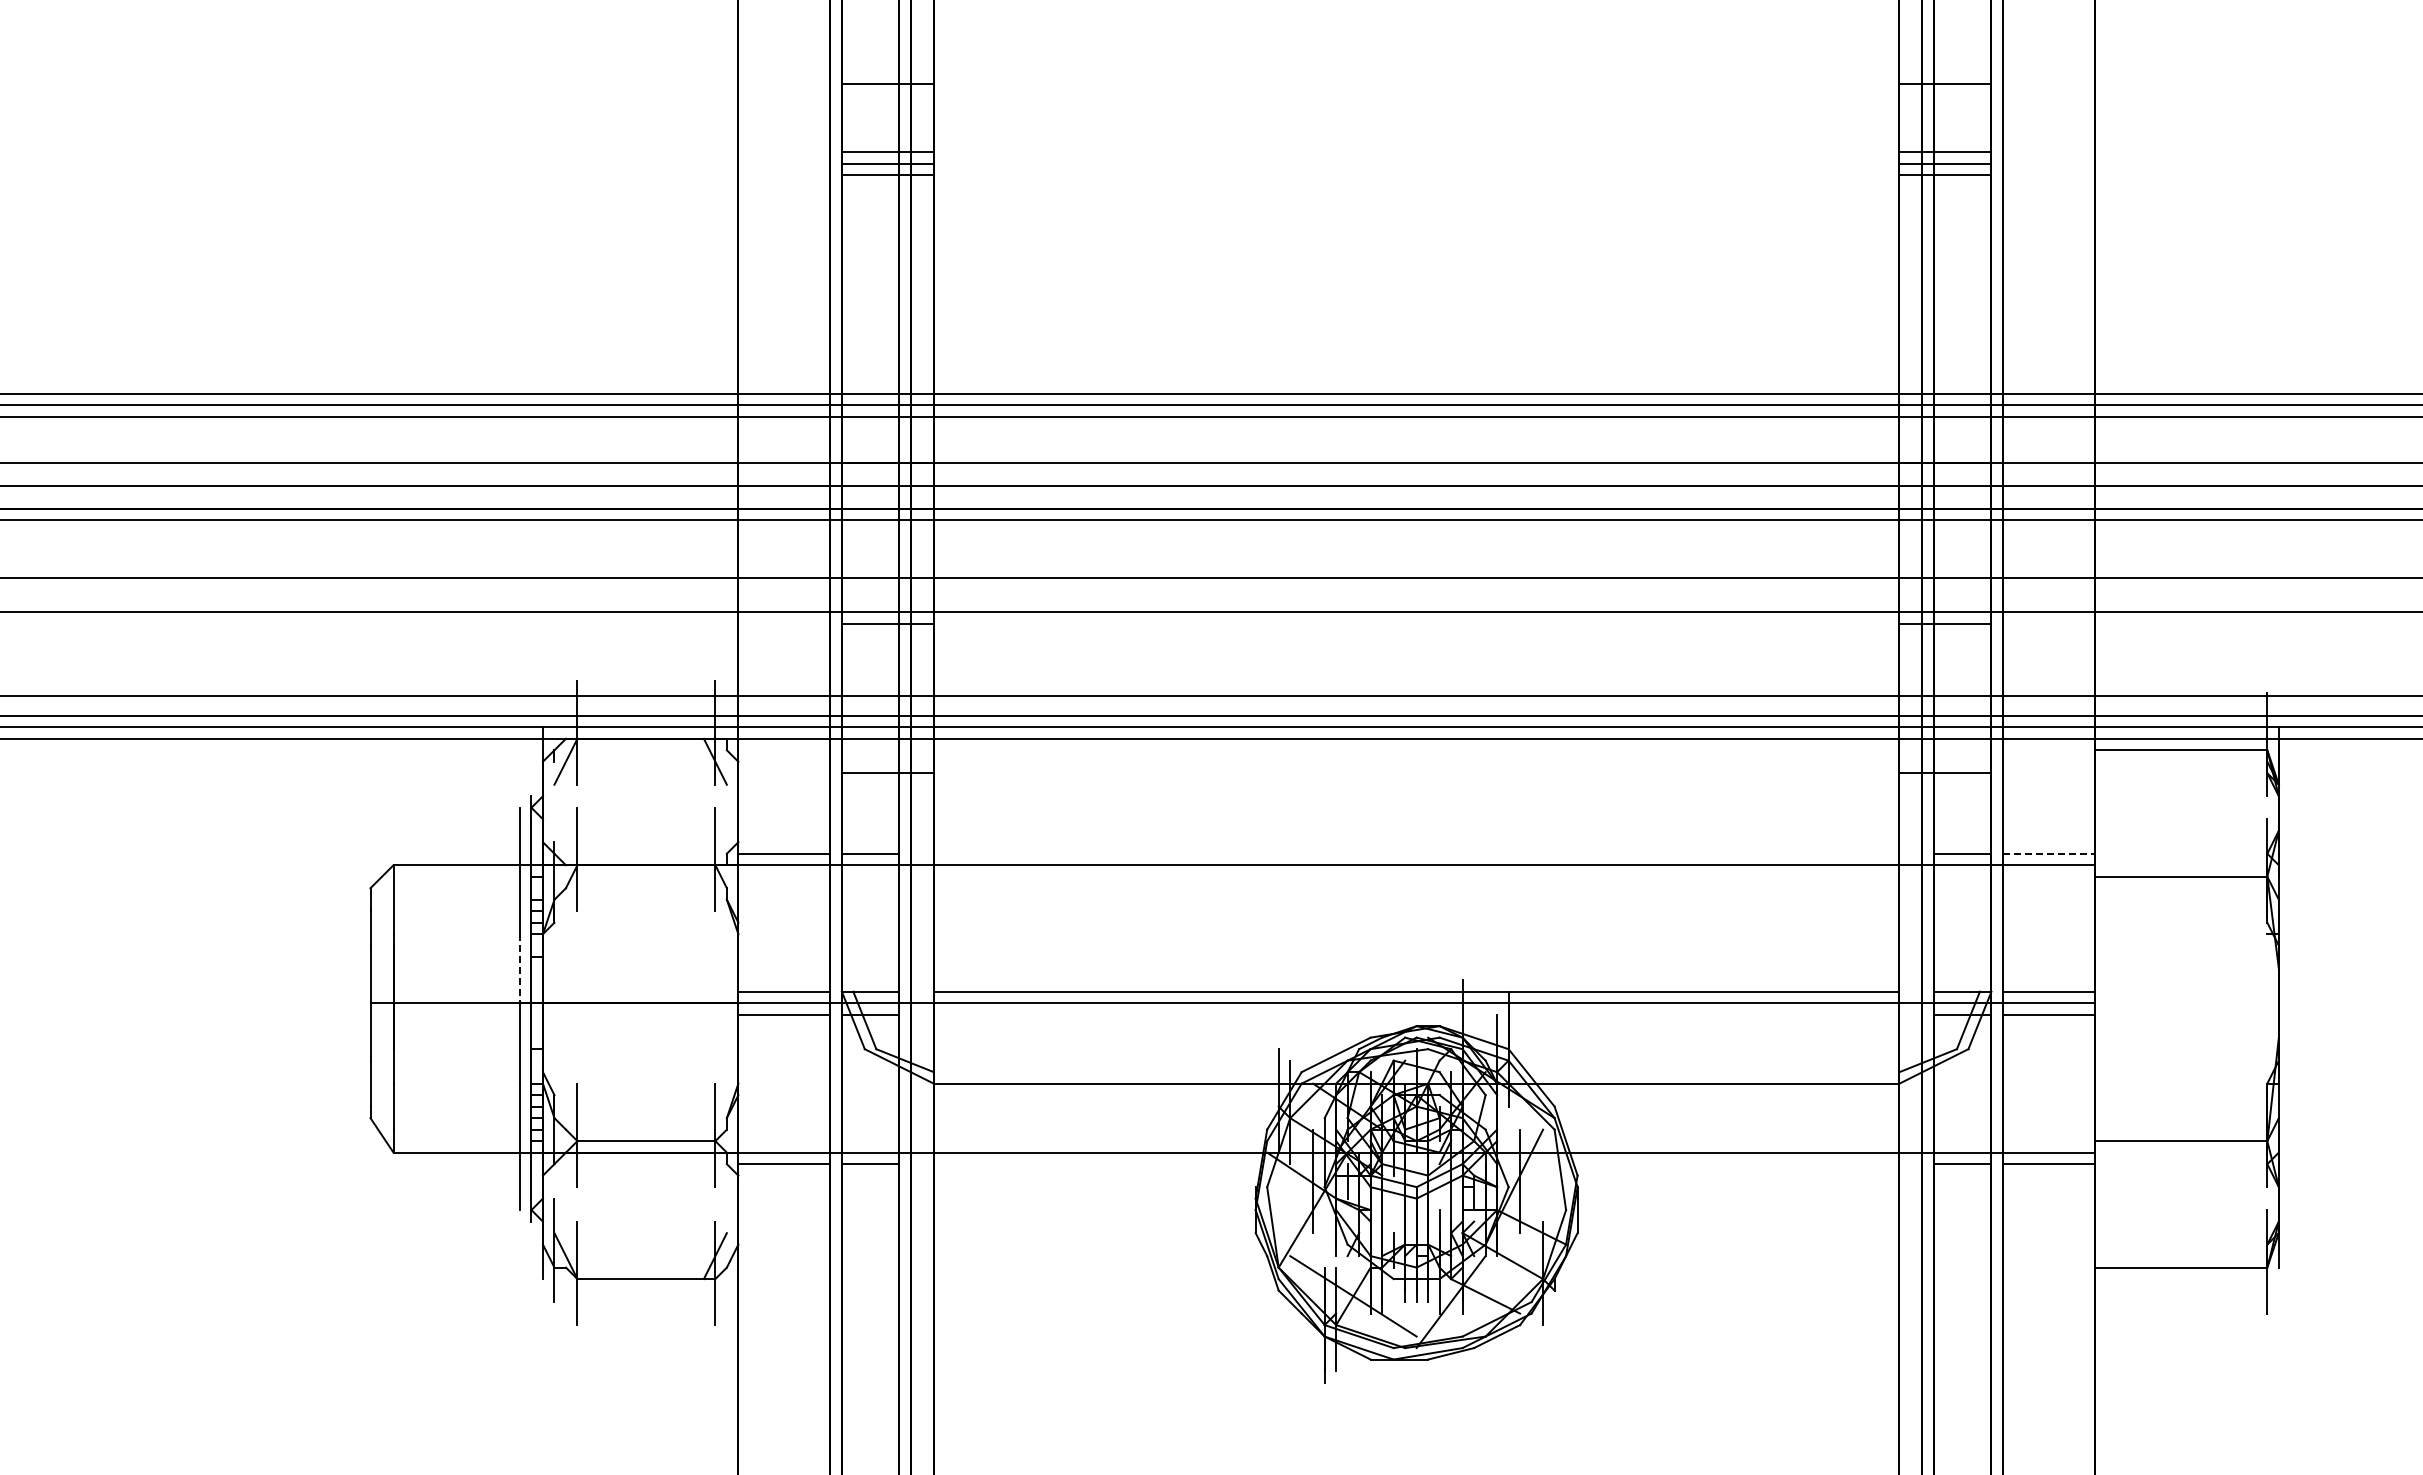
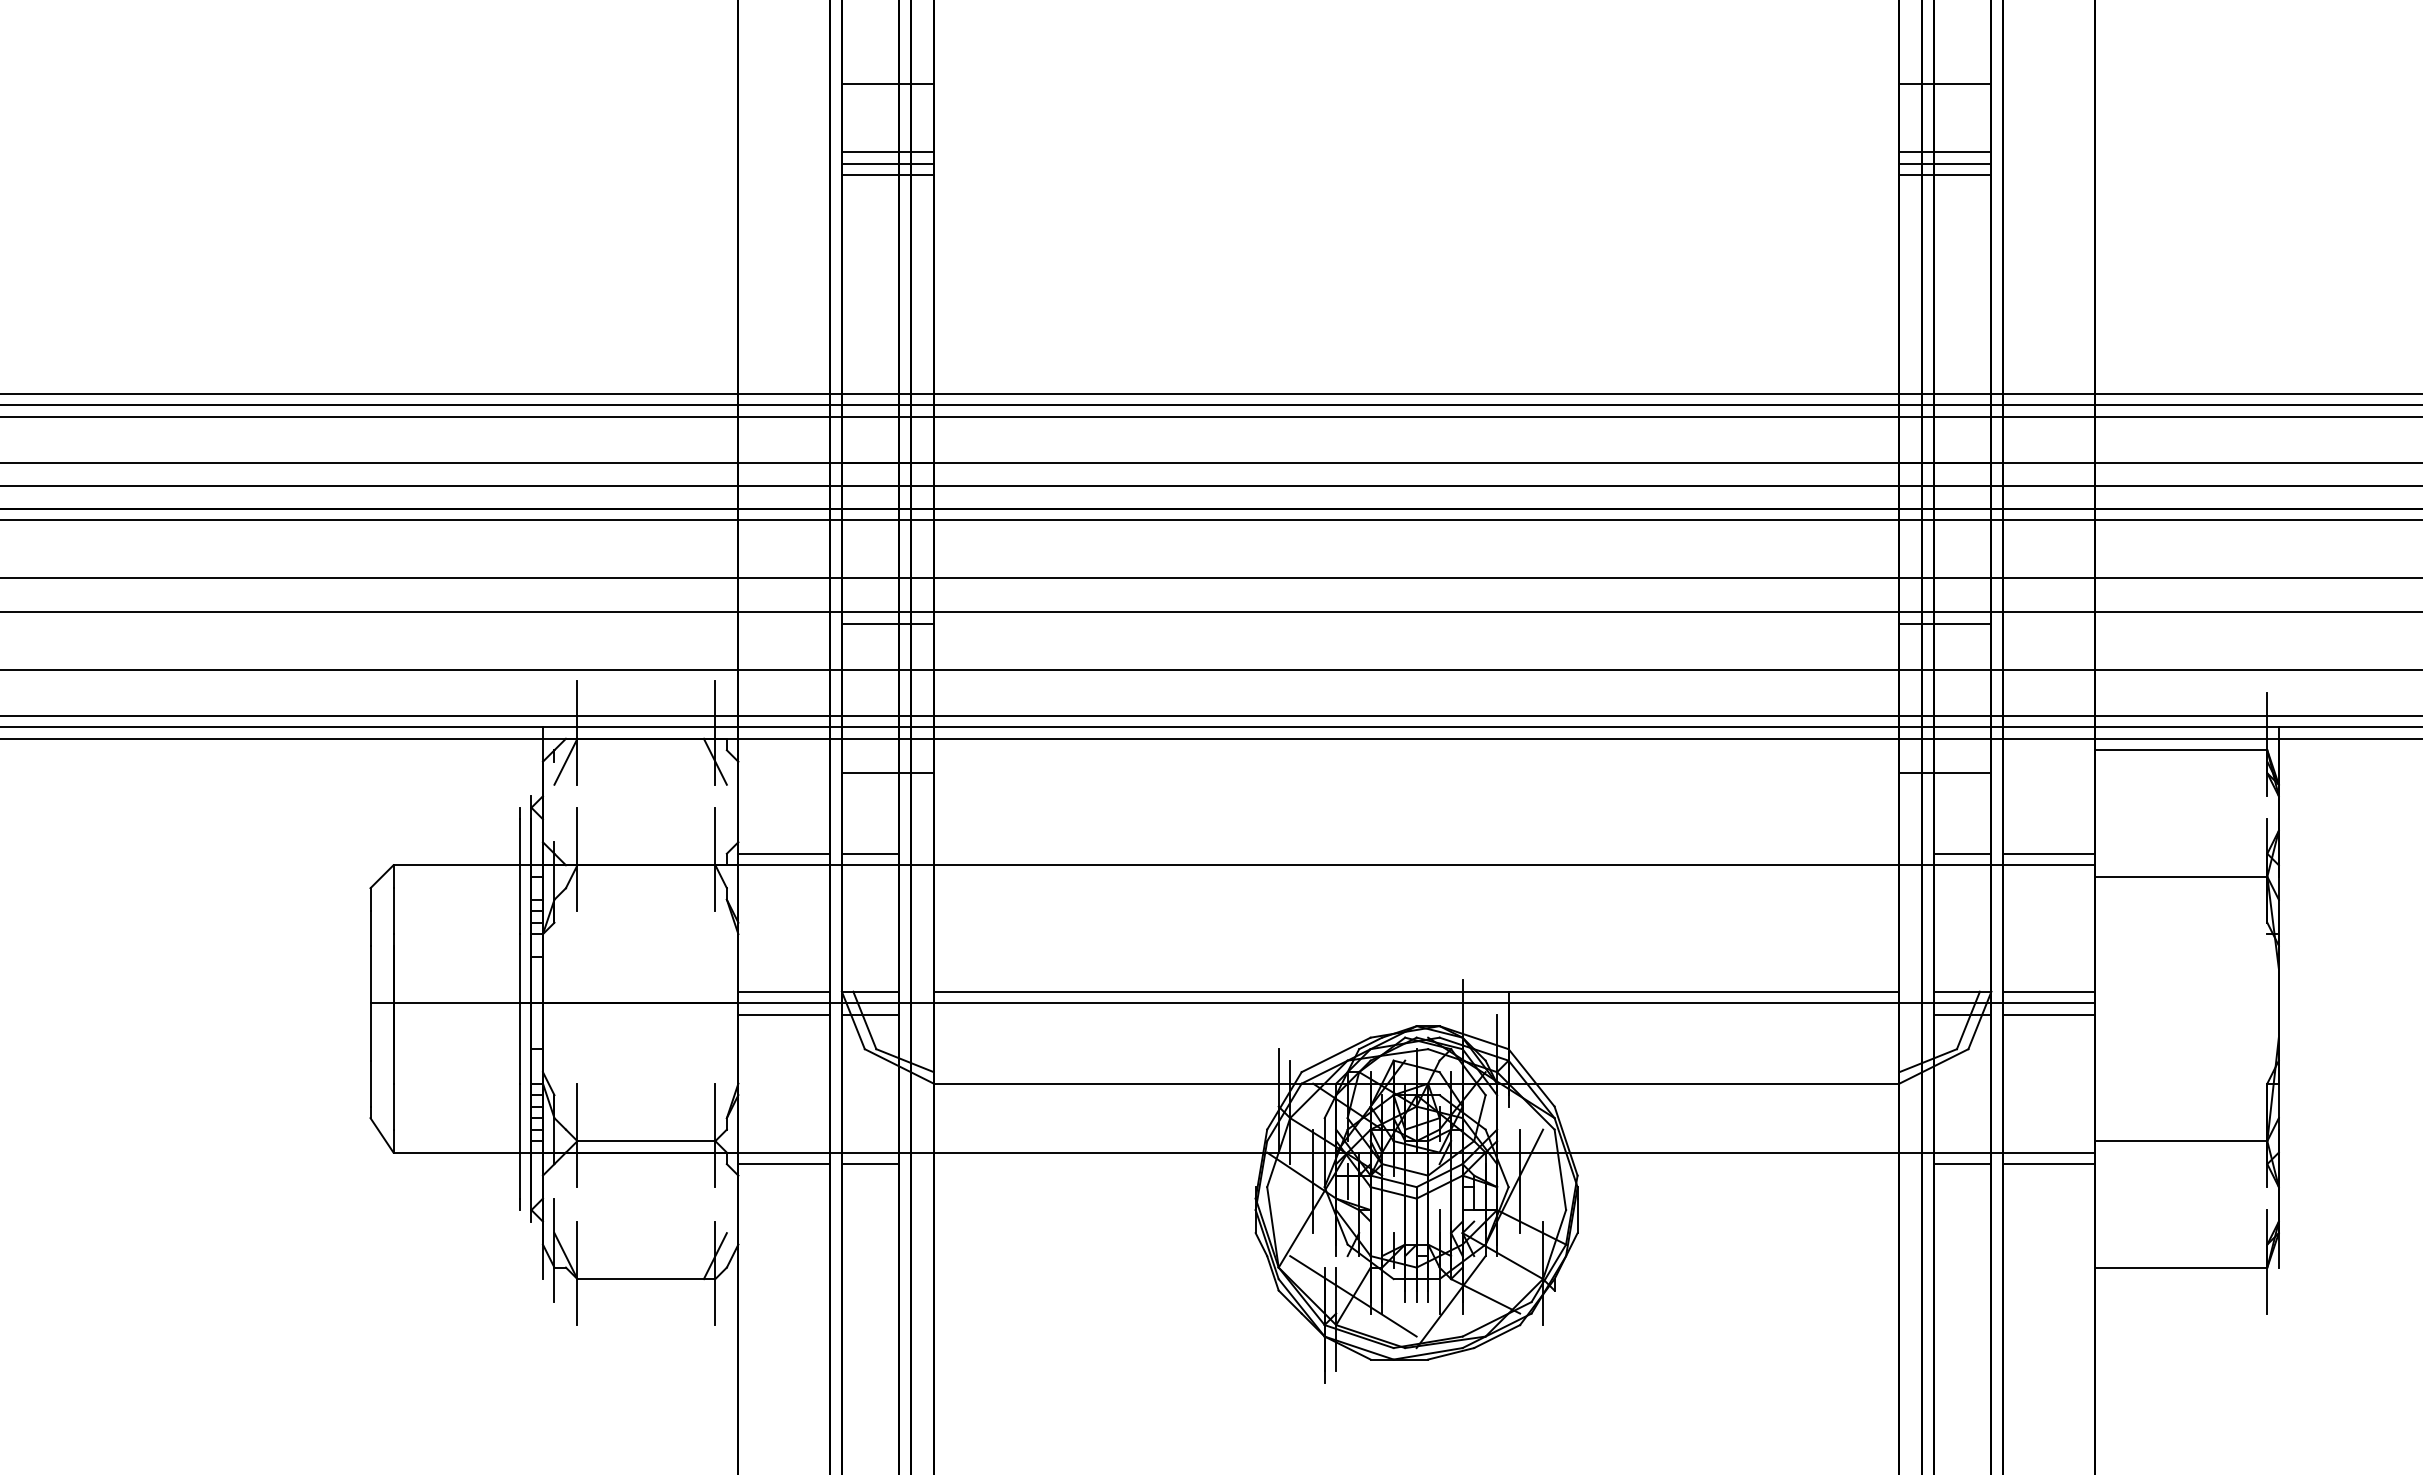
line position: (1210, 695) -> (1210, 669) (1210, 669)
line: dashed -> solid (2048, 853)
line: dashed -> solid (519, 969)
